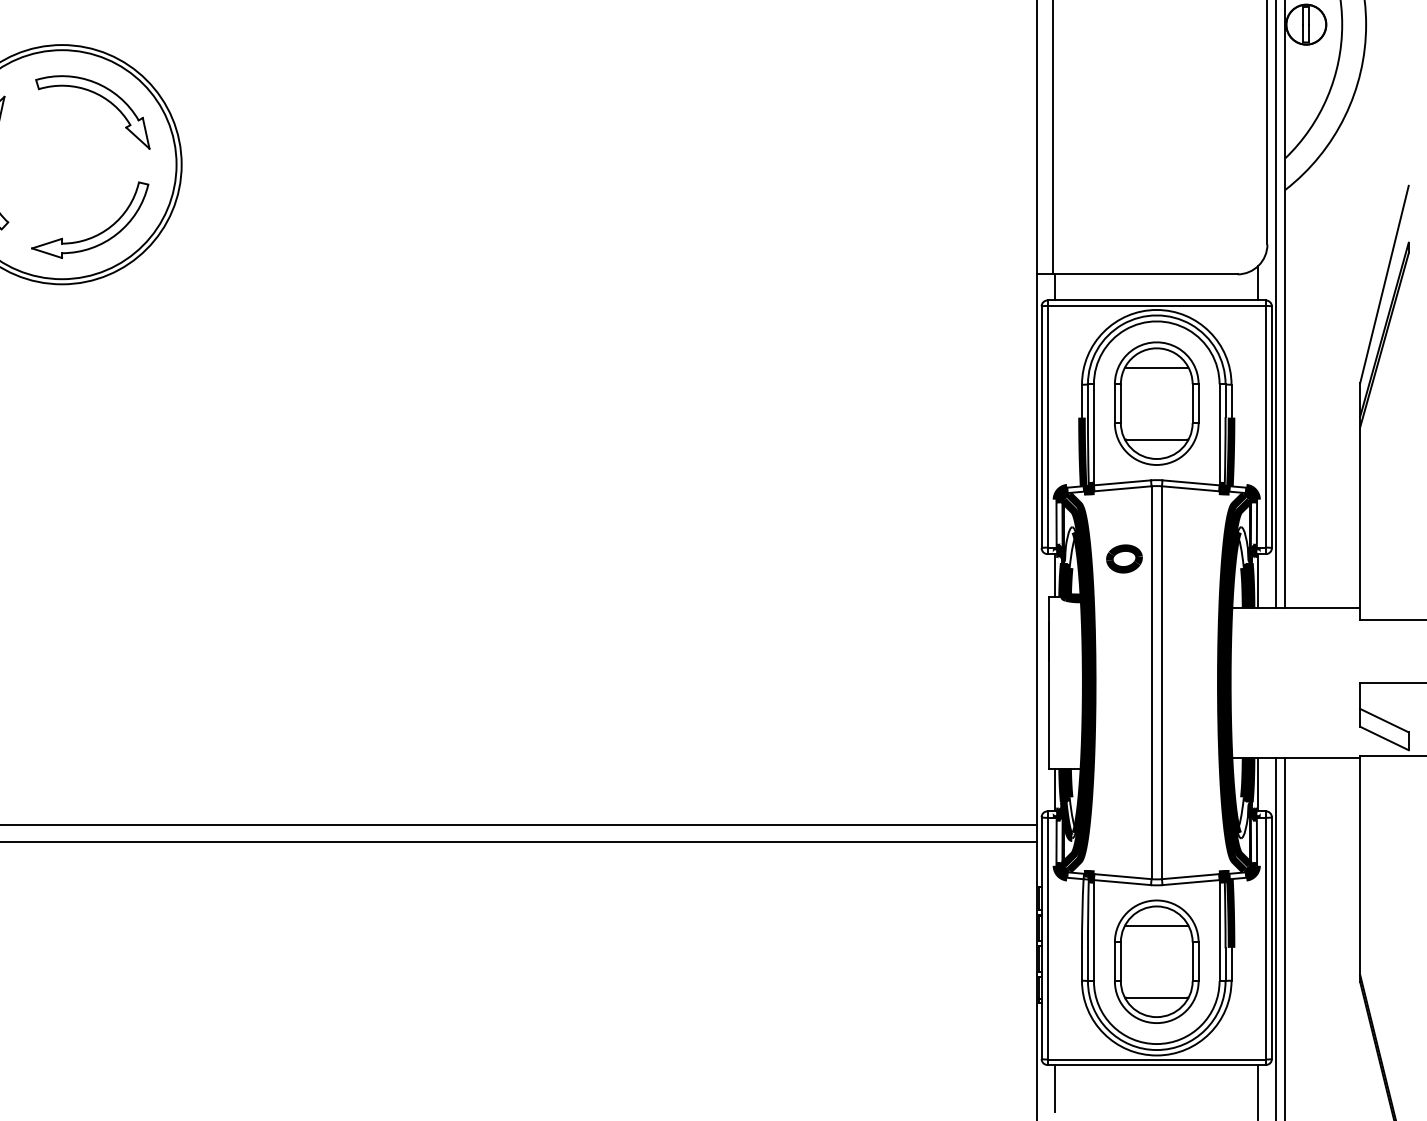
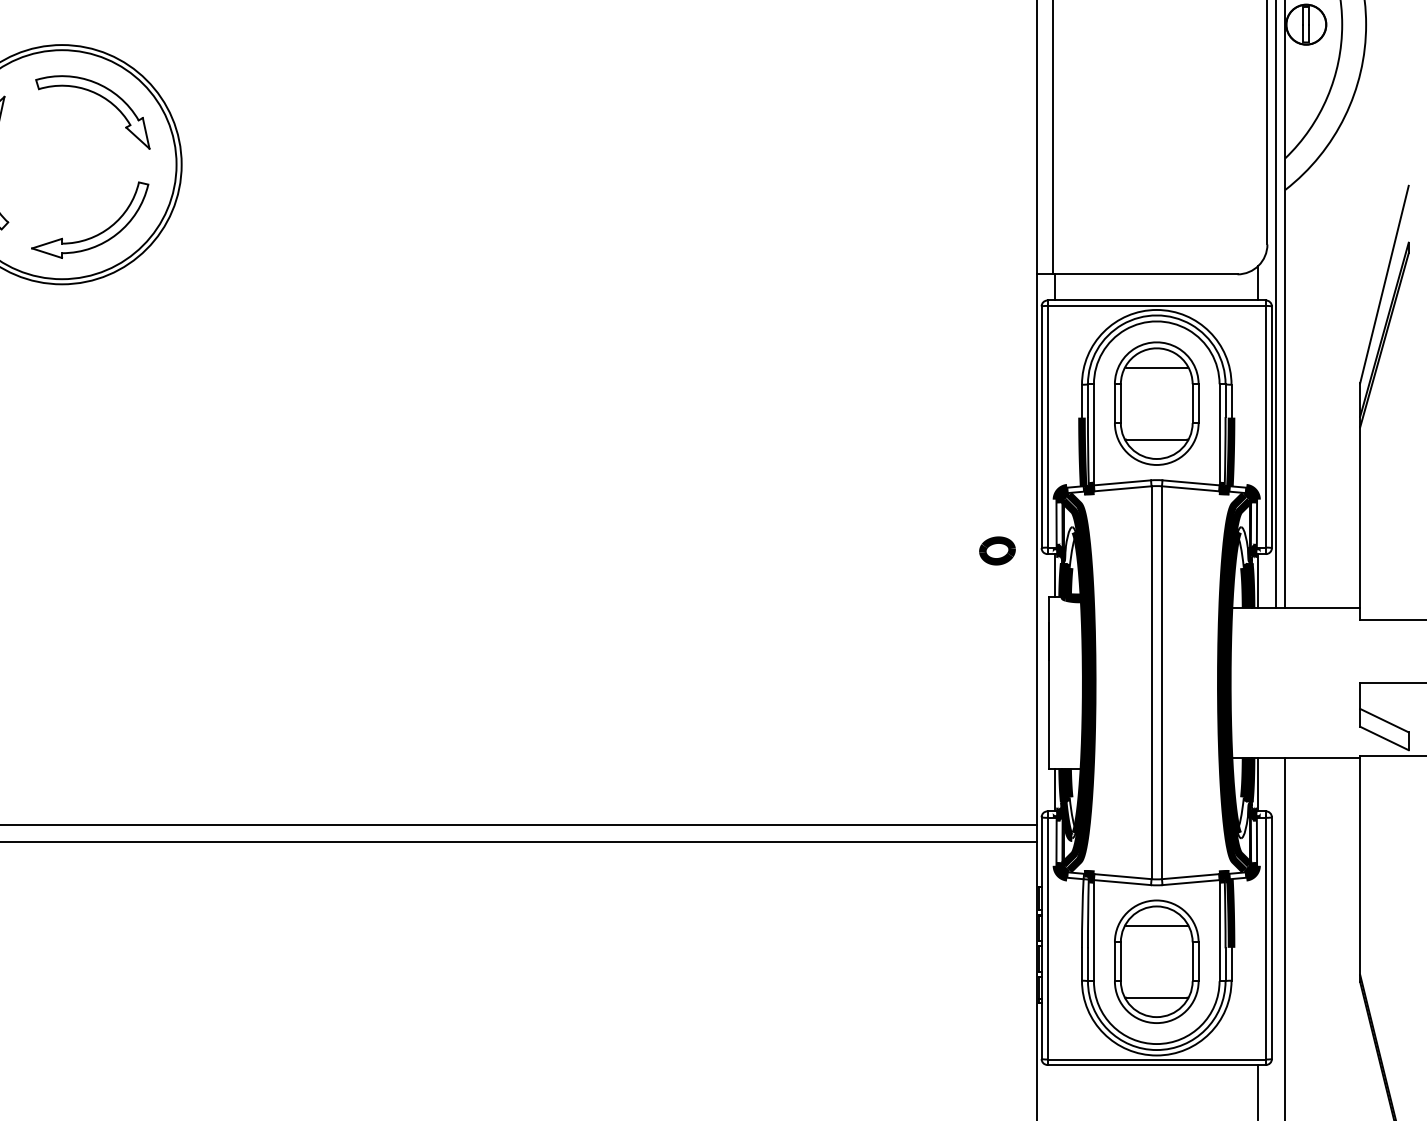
part position: (1124, 558) -> (997, 550) (997, 550)
line: present -> none (1276, 937)
line: present -> none (1055, 1087)
